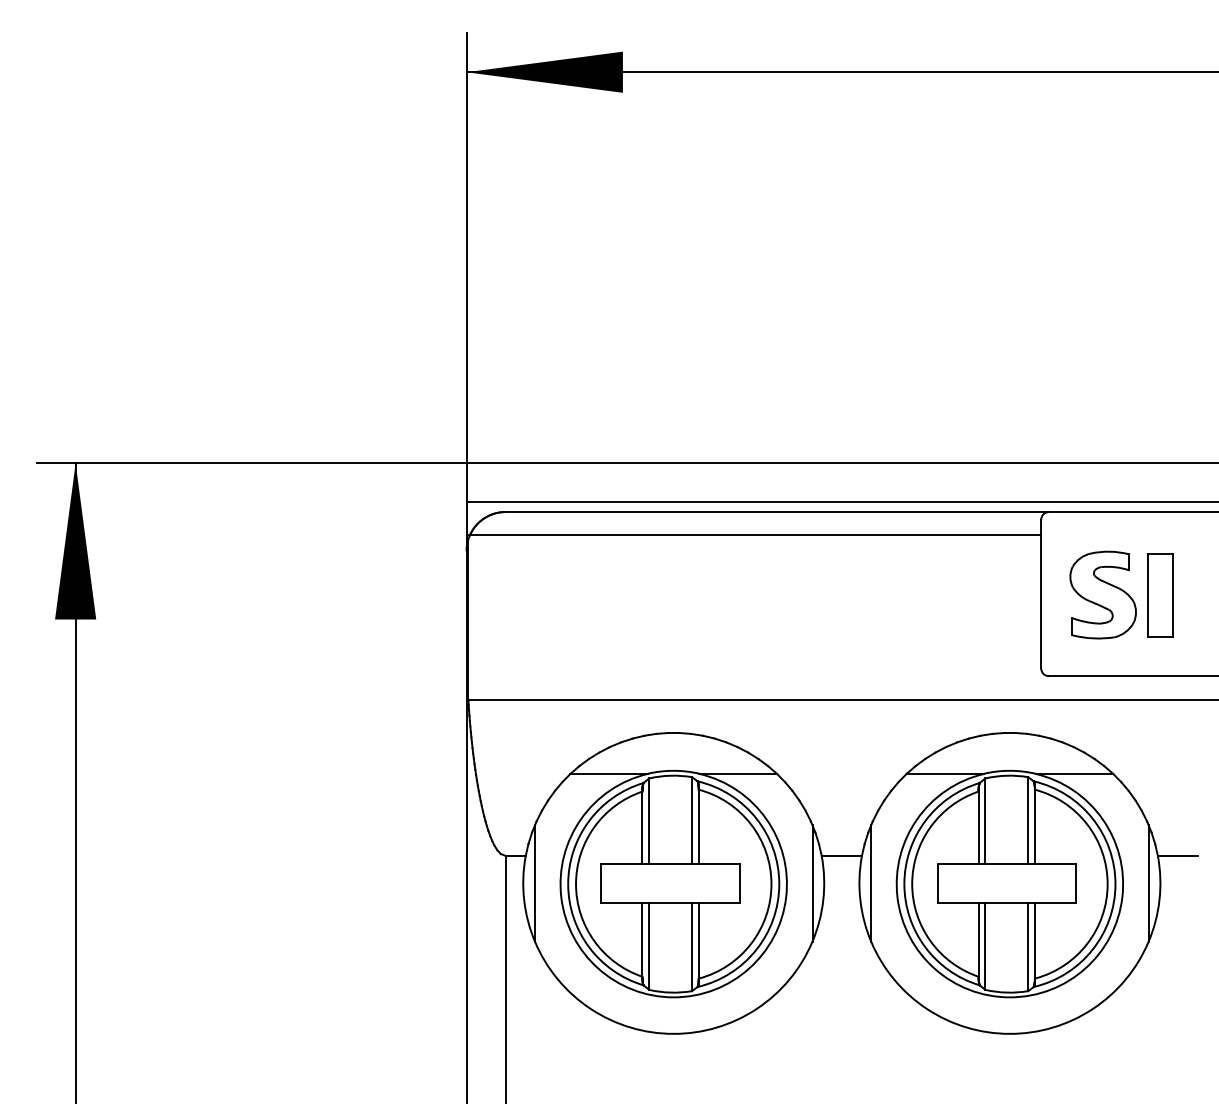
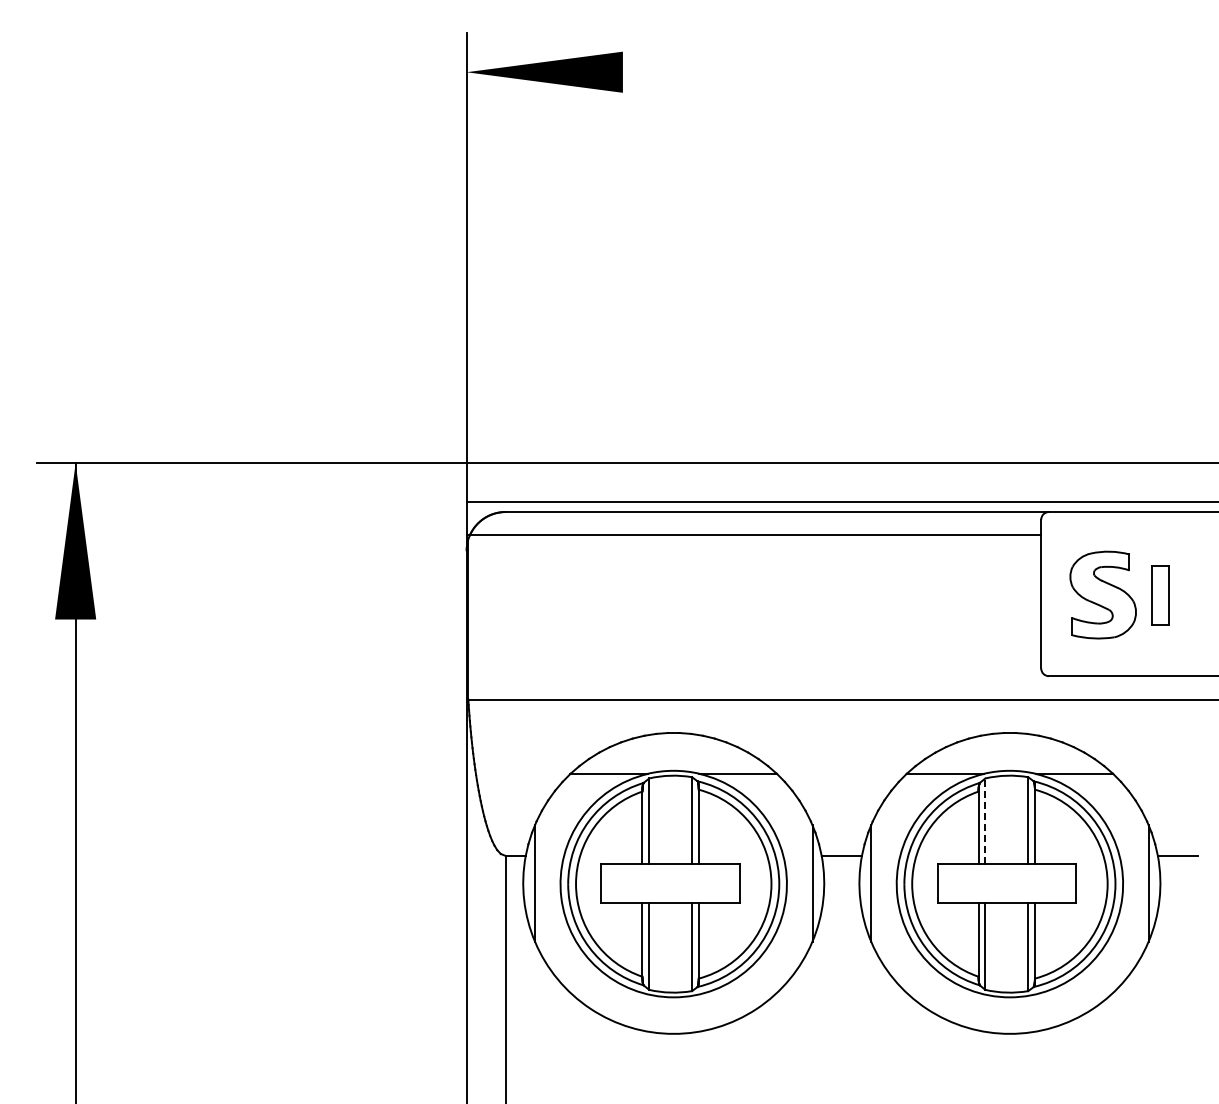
line: present -> none (840, 72)
part size: 27x85 px -> 19x61 px (1160, 595)
line: solid -> dashed (985, 821)
